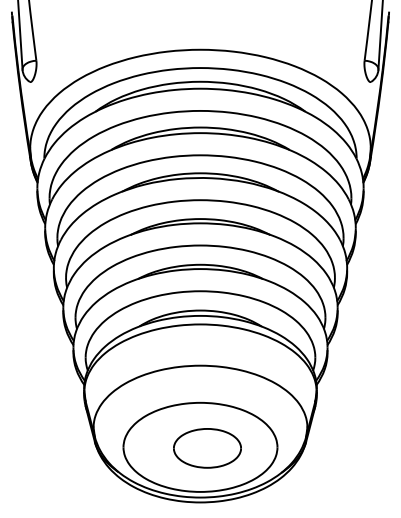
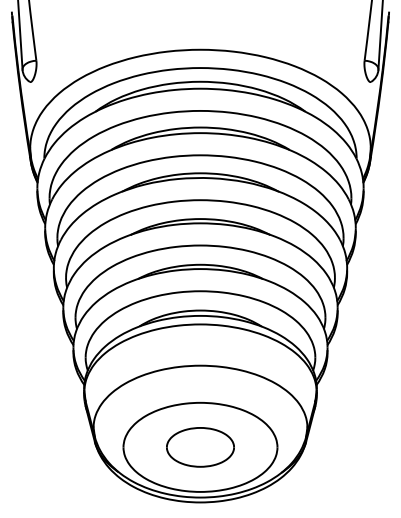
part position: (207, 448) -> (200, 447) (200, 447)
